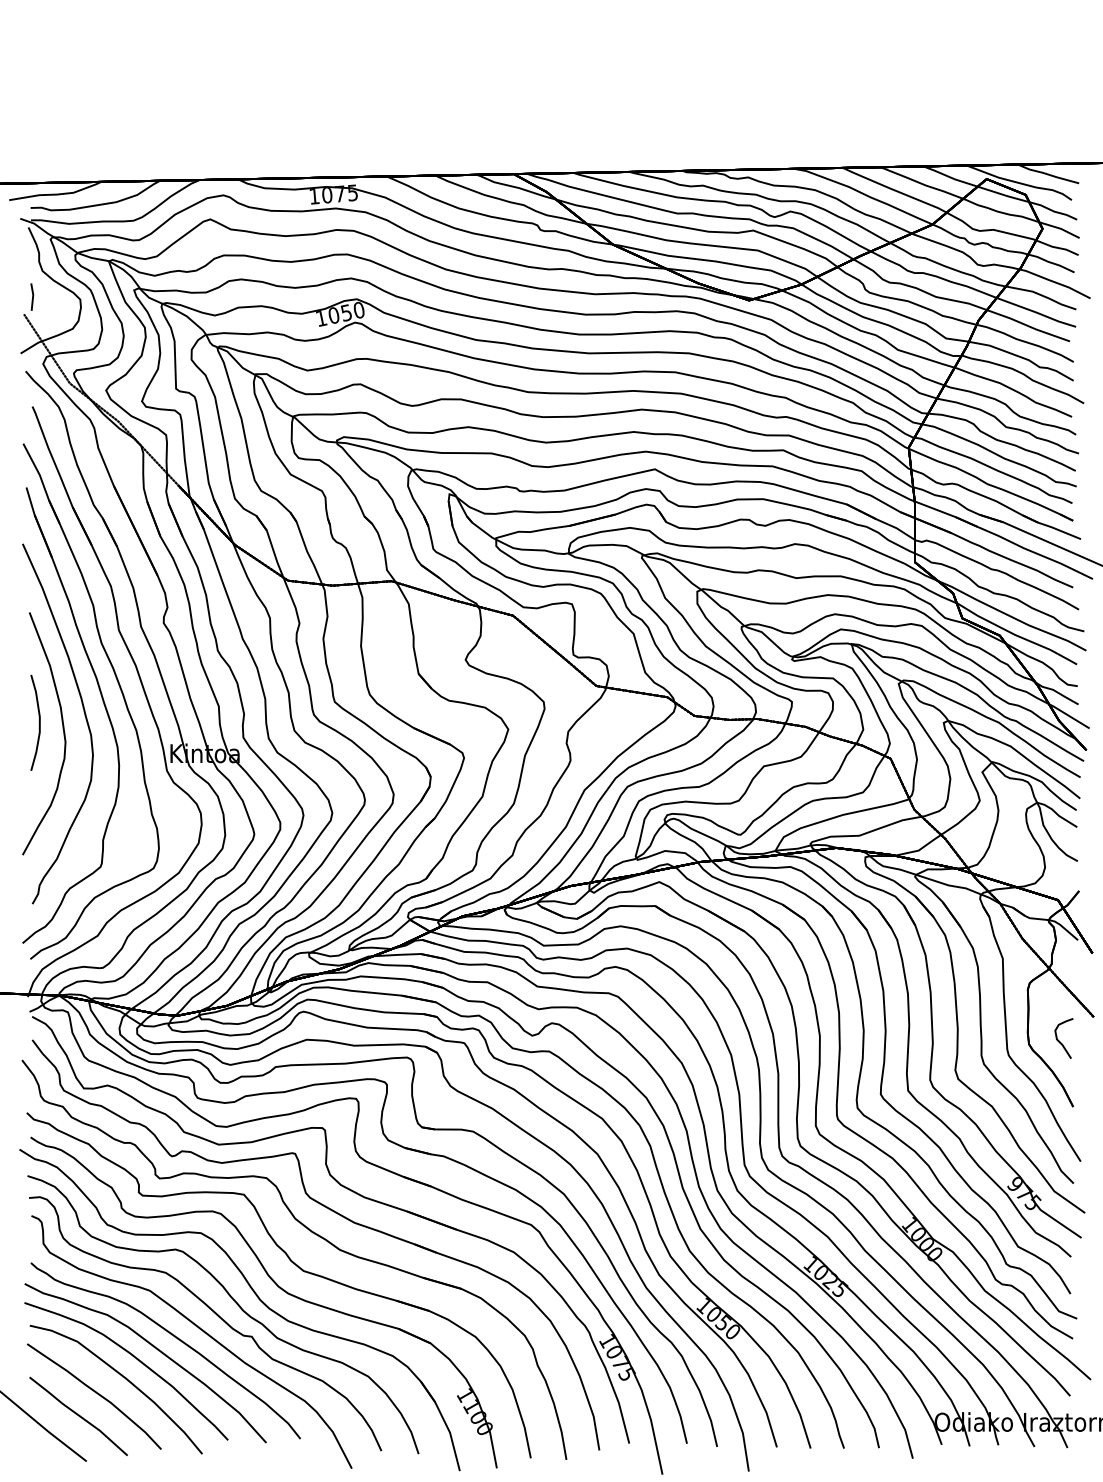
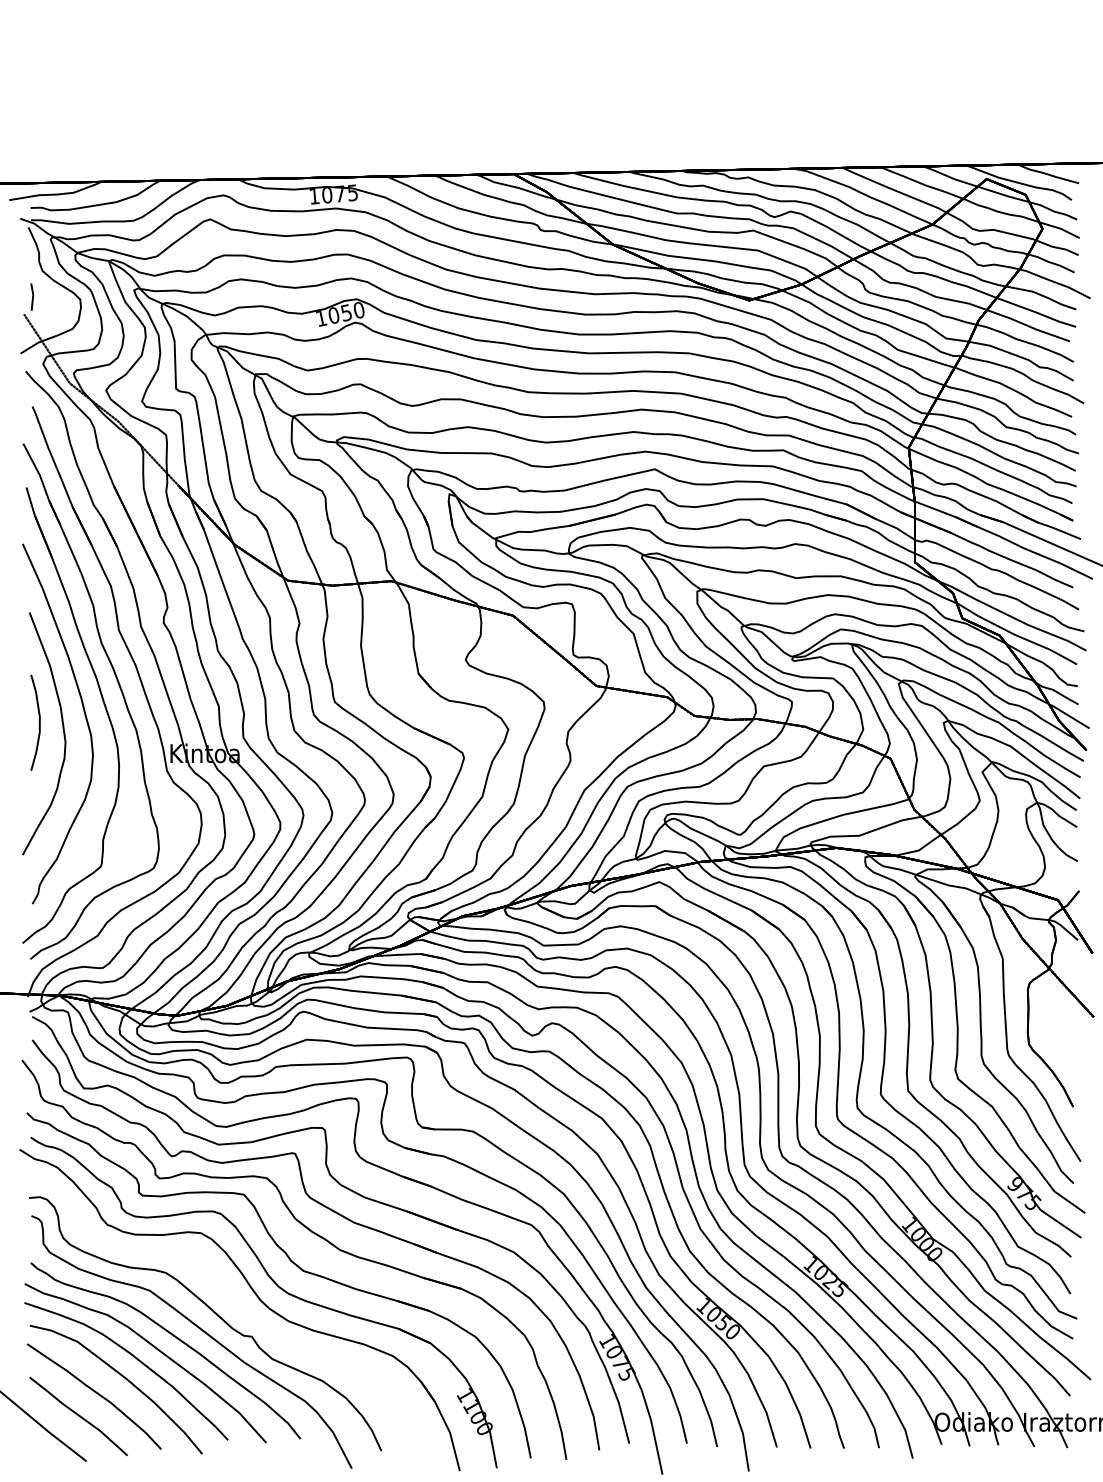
part: present -> none (1063, 1038)
part: present -> none (235, 1303)
